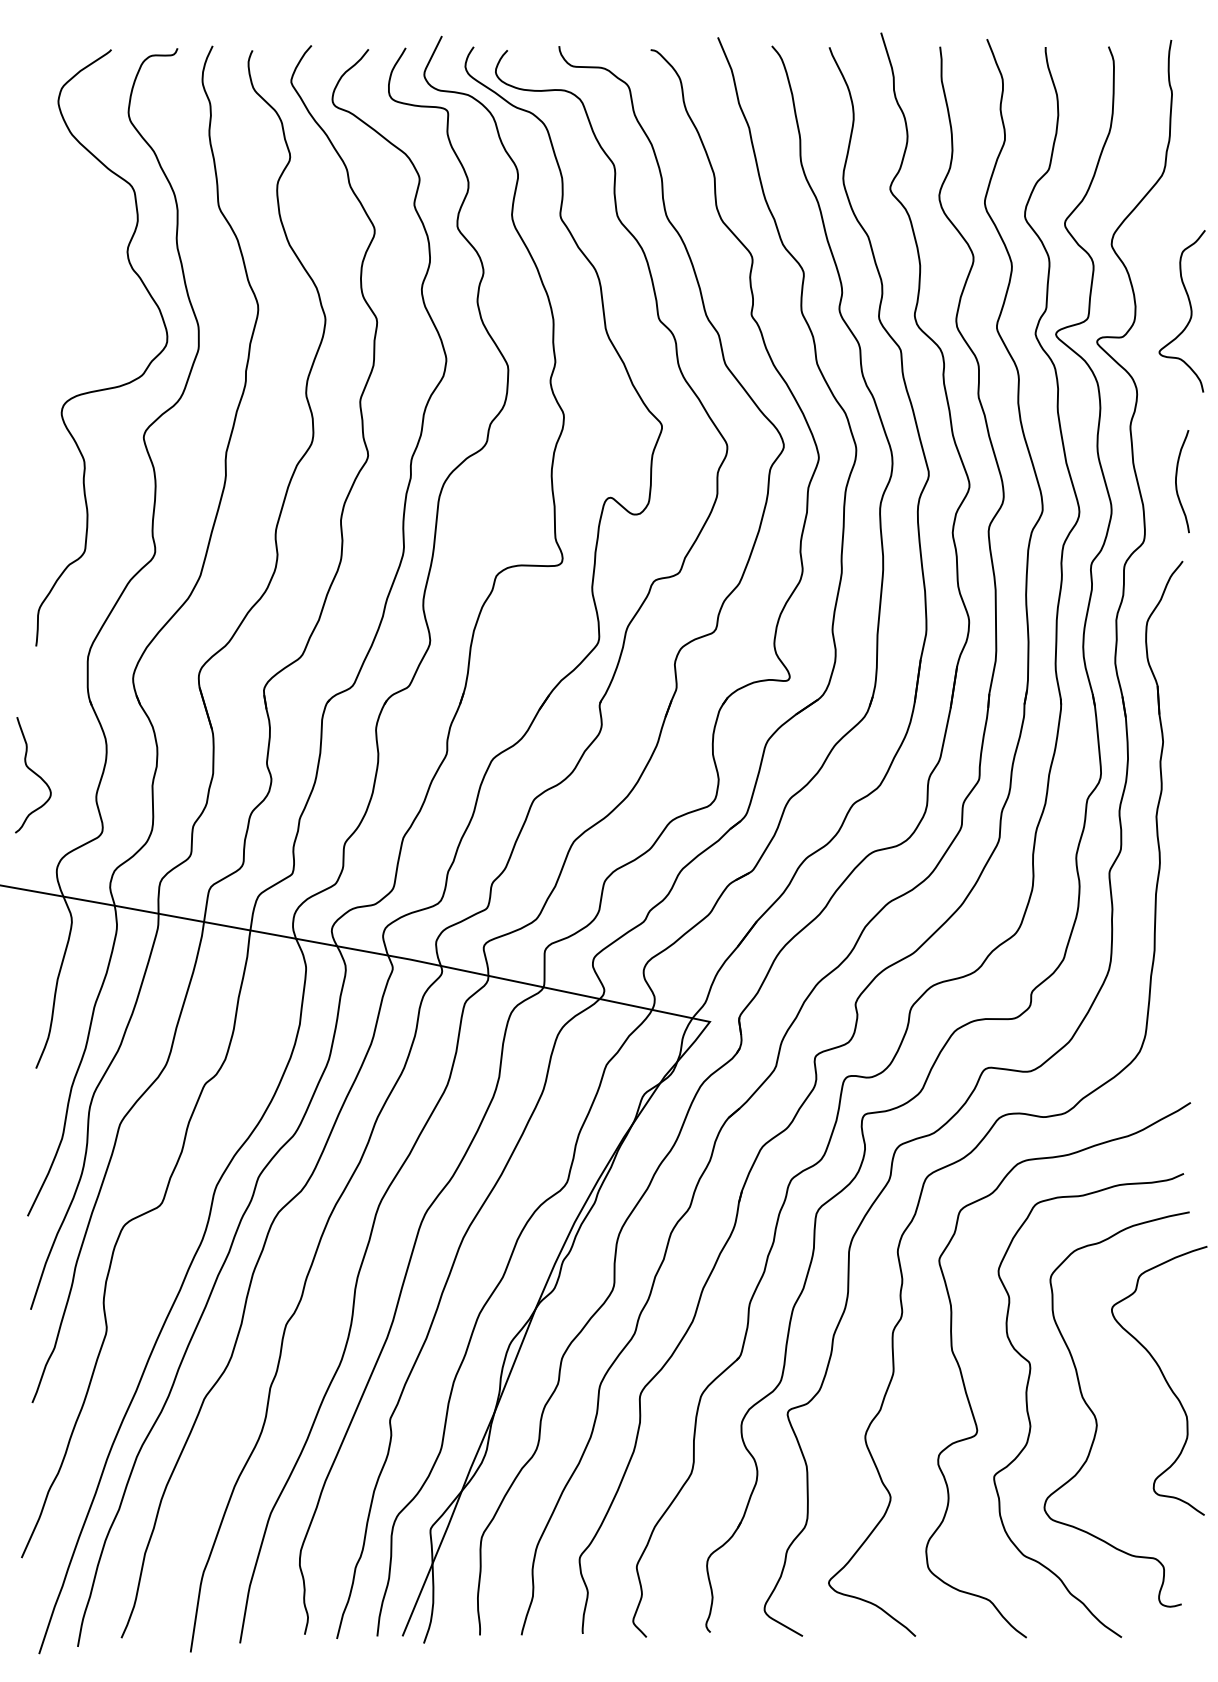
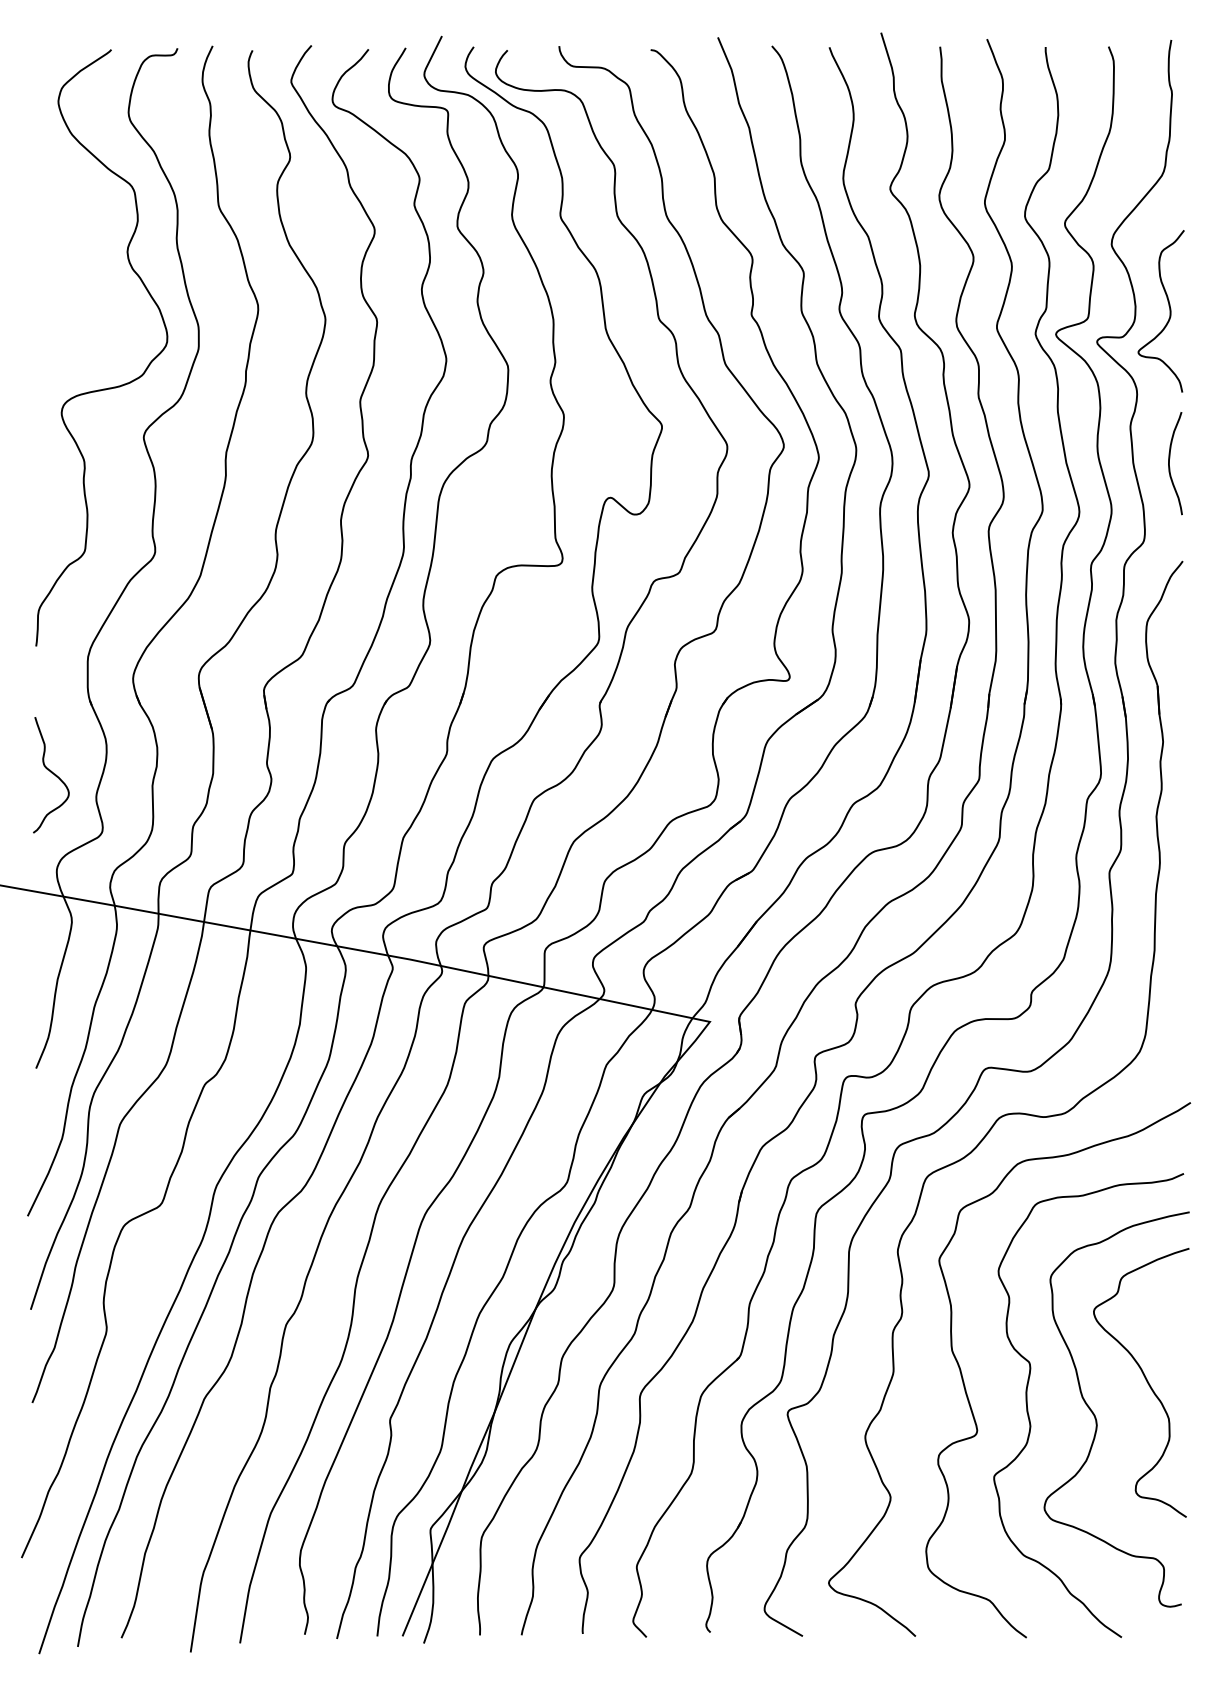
curve position: (1190, 311) -> (1169, 311) (1169, 311)
curve position: (1176, 481) -> (1169, 463) (1169, 463)
curve position: (33, 773) -> (51, 773) (51, 773)
curve position: (1163, 1378) -> (1145, 1380) (1145, 1380)
